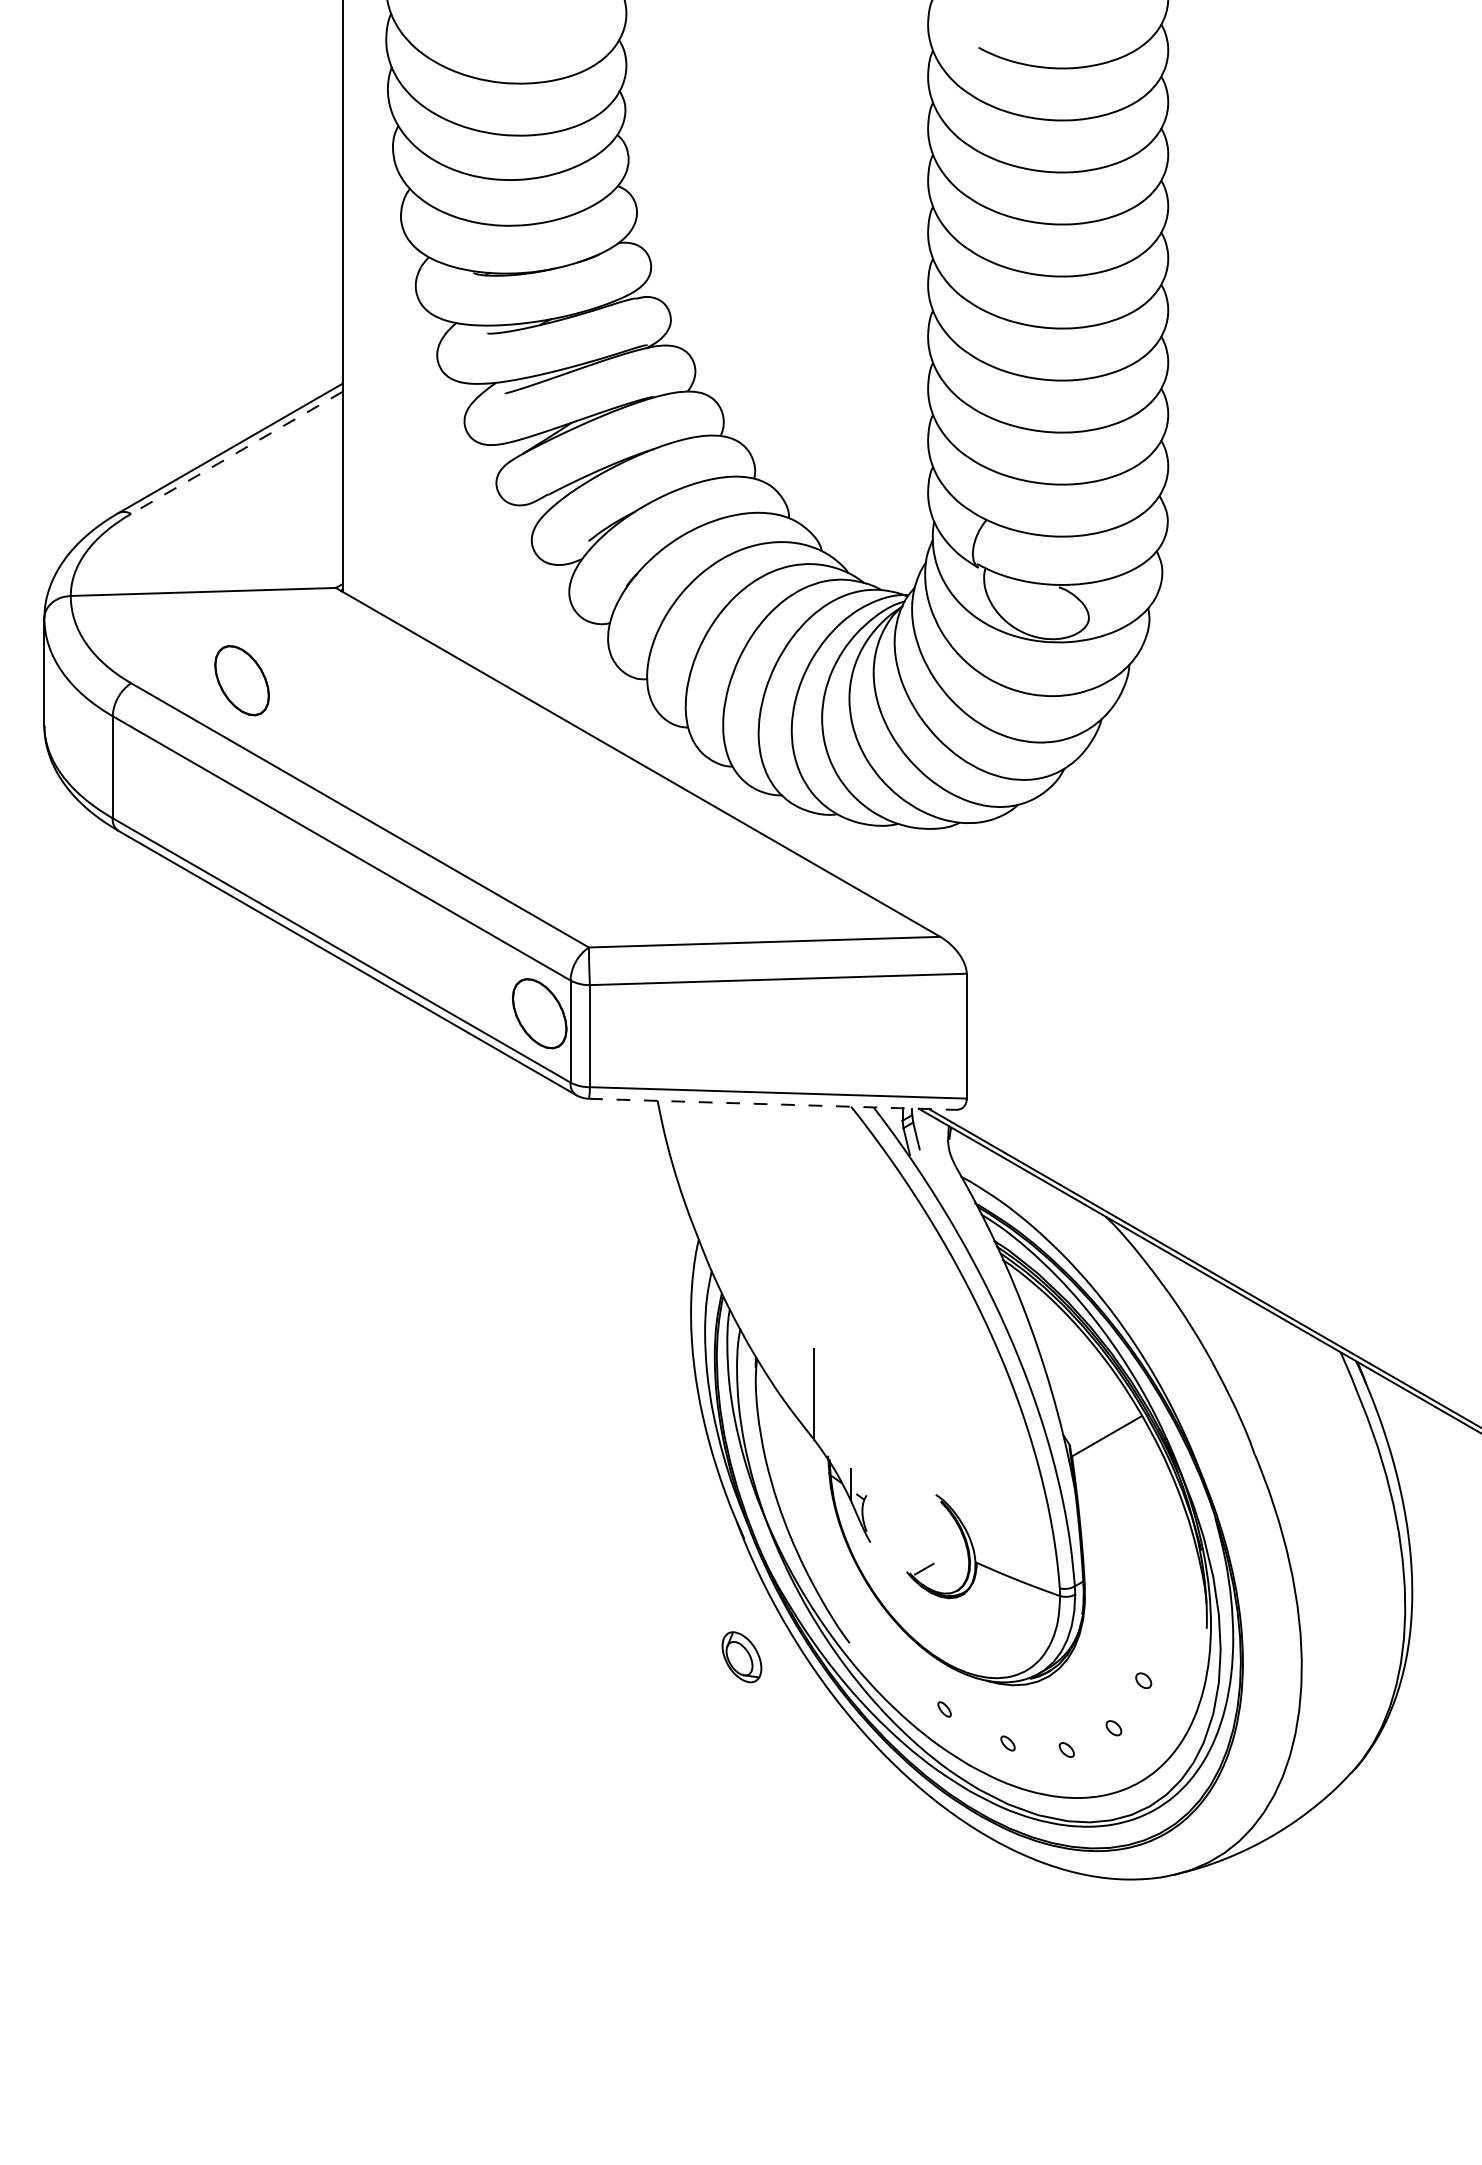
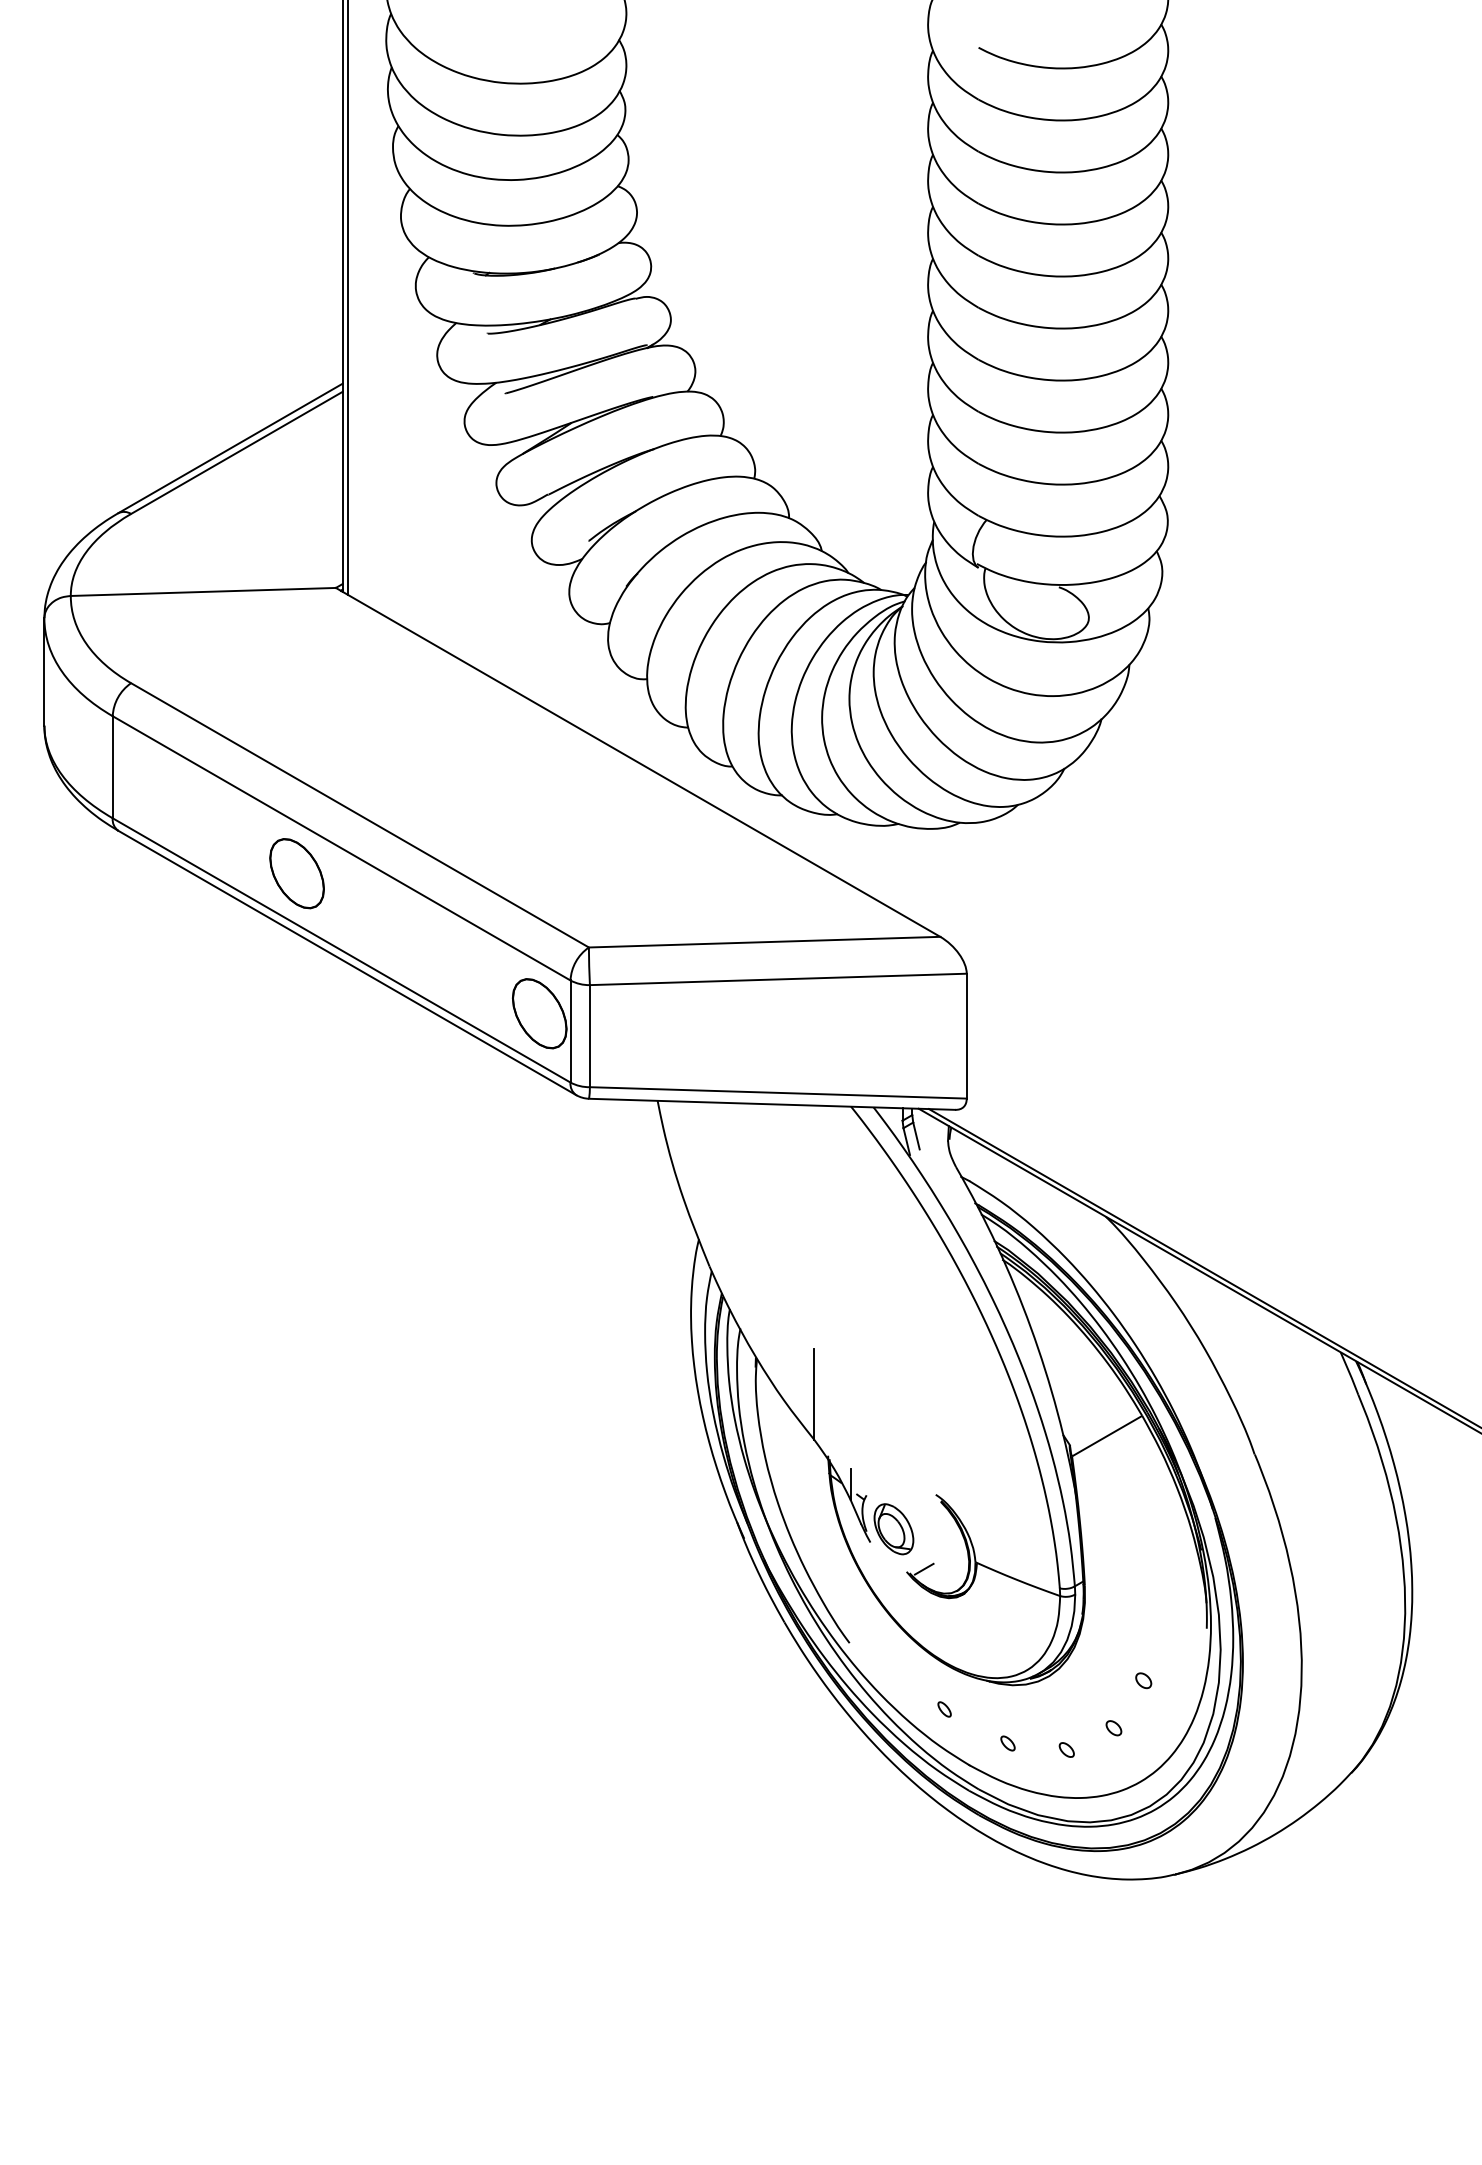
line: none -> present (347, 298)
line: dashed -> solid (236, 453)
part position: (241, 680) -> (296, 873) (296, 873)
line: dashed -> solid (772, 1104)
part position: (741, 1657) -> (893, 1529) (893, 1529)
